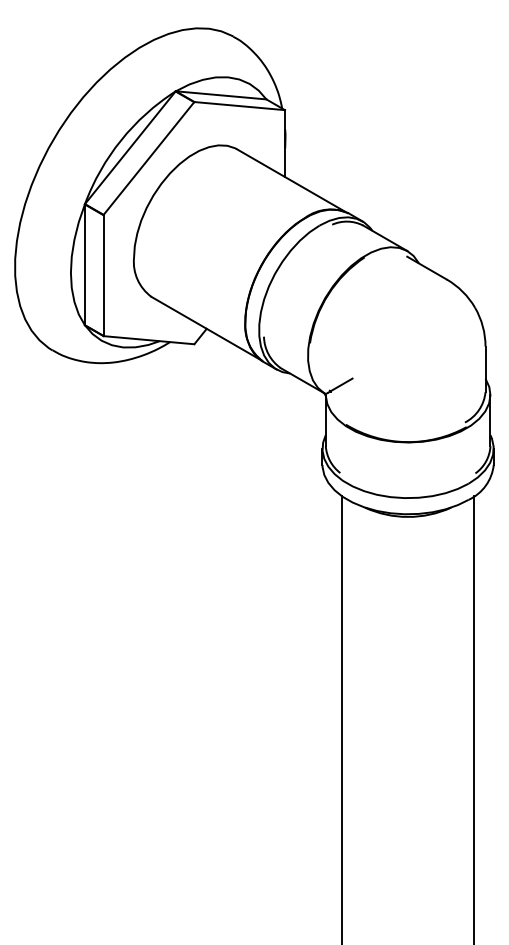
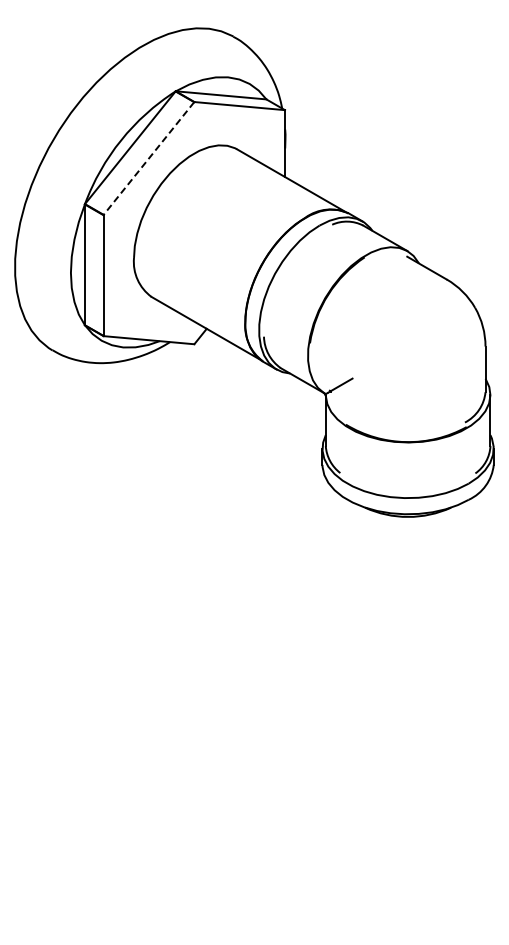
line: solid -> dashed (148, 158)
line: present -> none (342, 718)
line: present -> none (473, 718)
